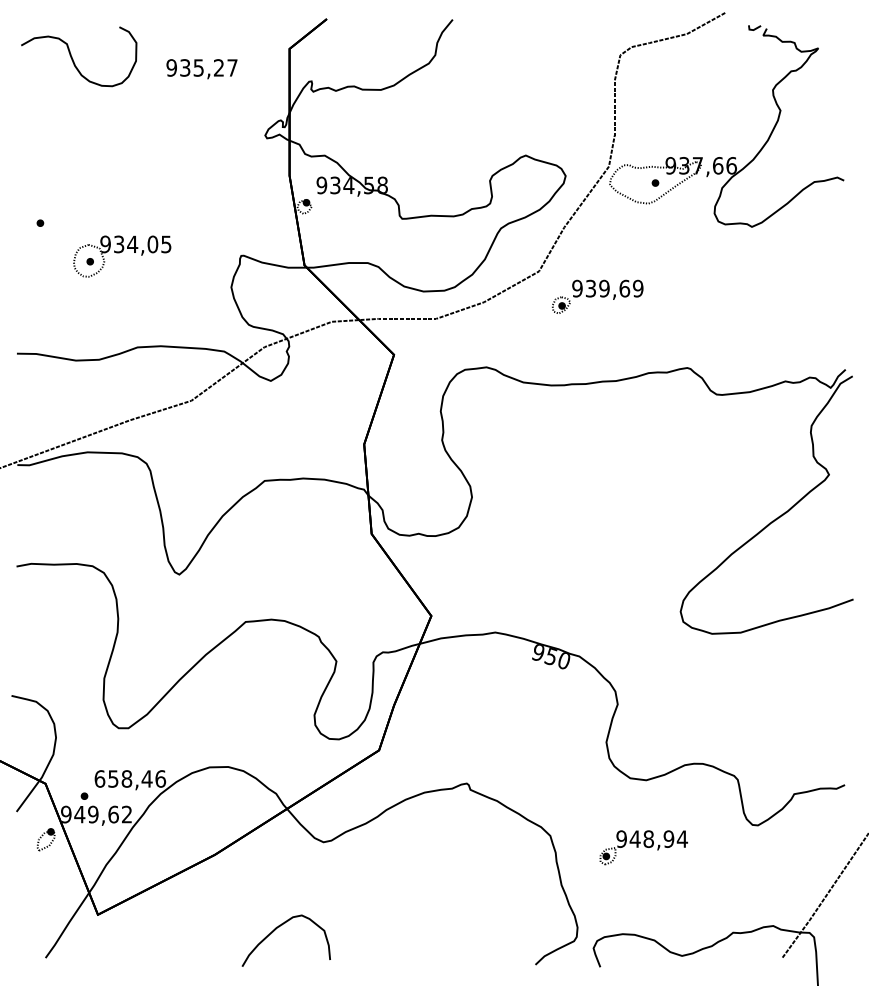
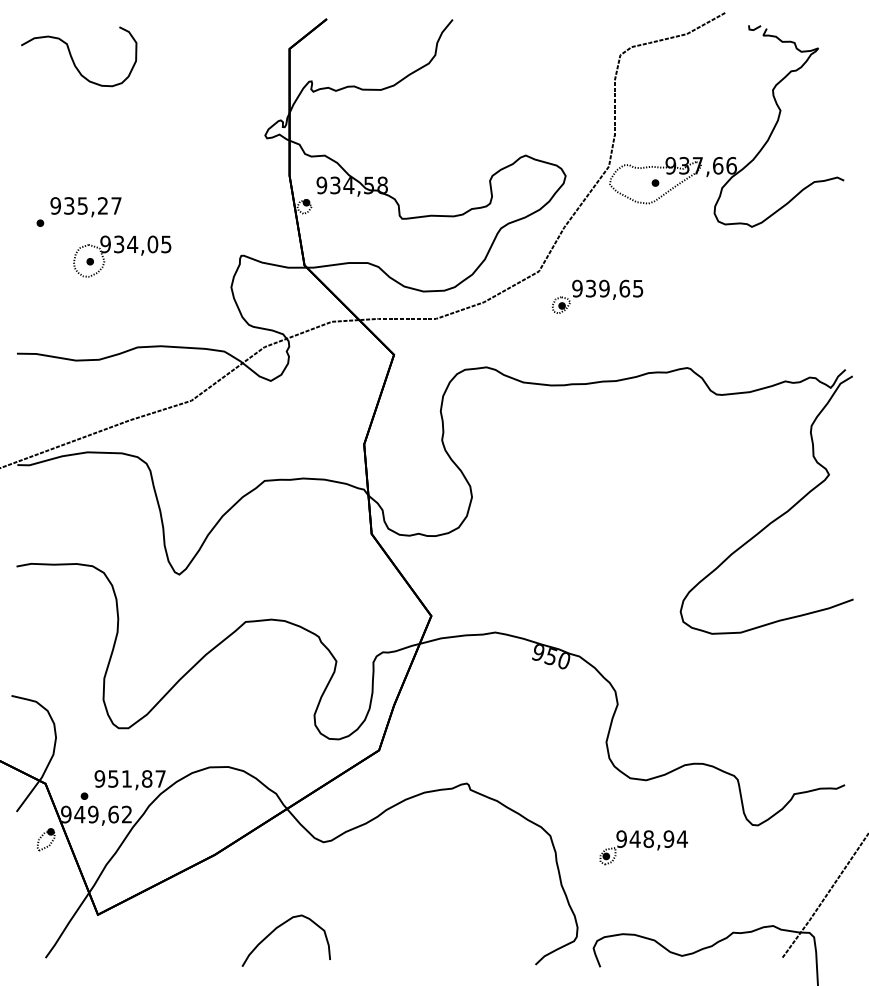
text position: (201, 69) -> (85, 207) (85, 207)
text: 939,69 -> 939,65 (638, 288)
text: 658,46 -> 951,87 (130, 778)
